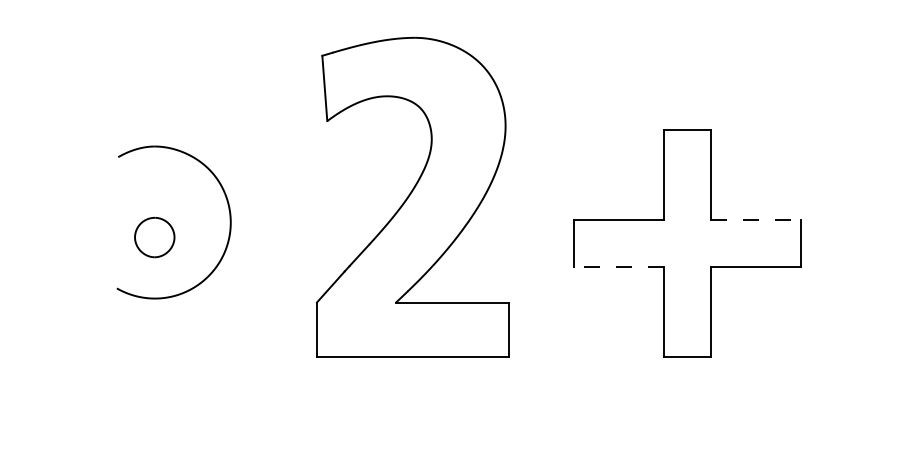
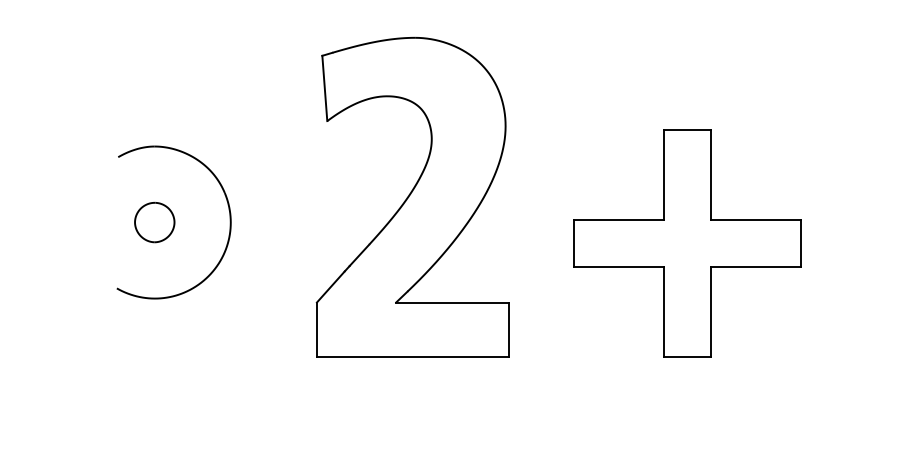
line: dashed -> solid (756, 220)
part position: (154, 237) -> (154, 222) (154, 222)
line: dashed -> solid (618, 266)
